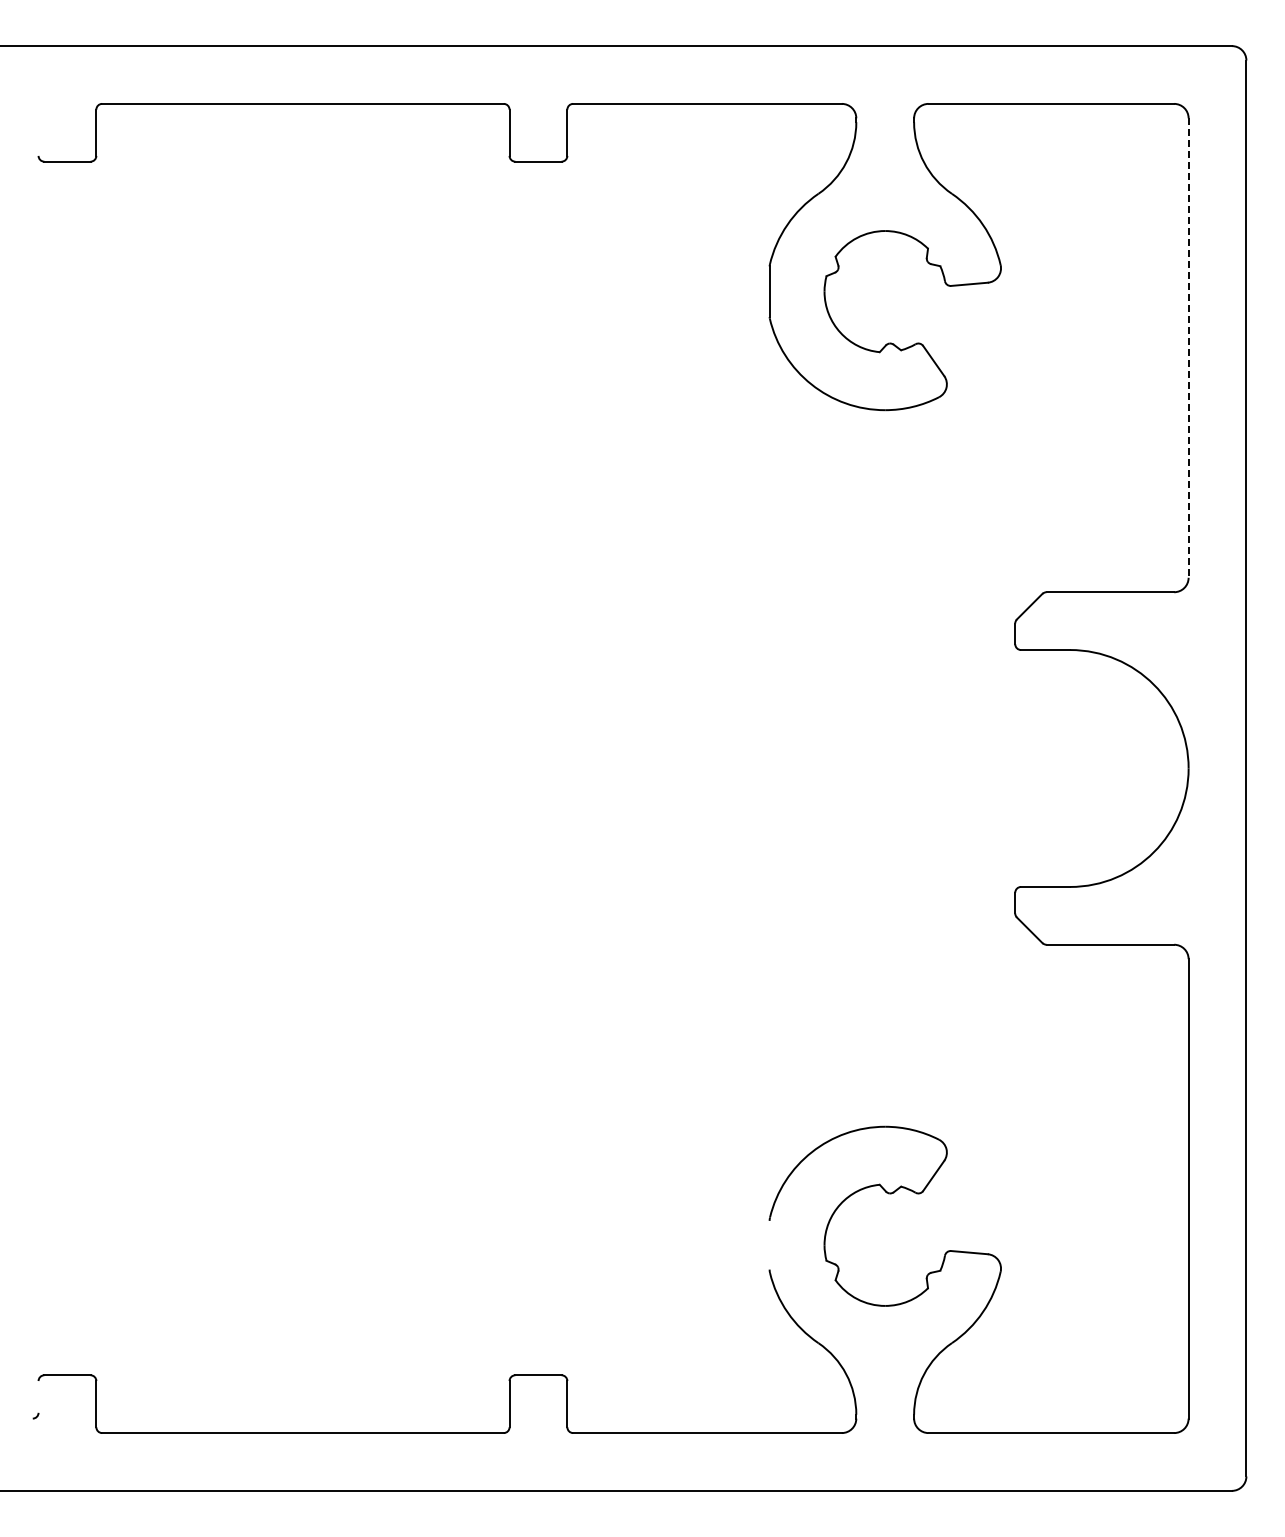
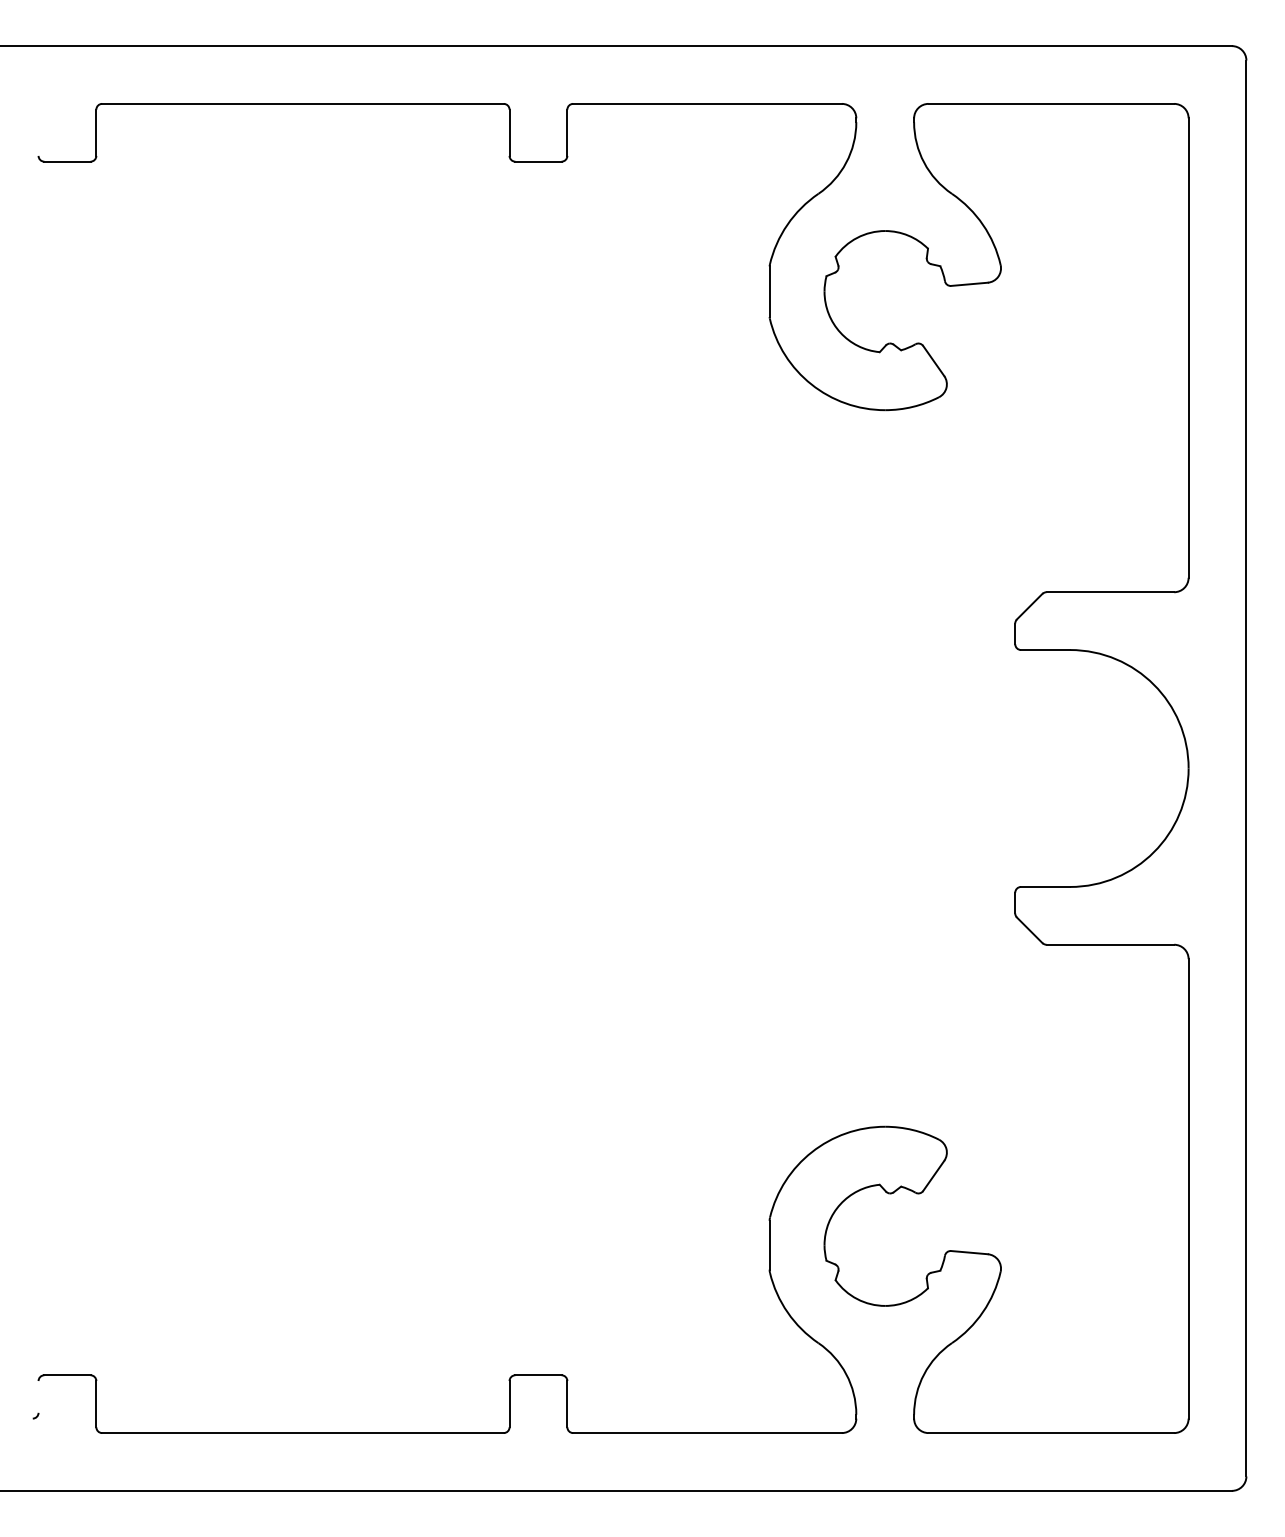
line: dashed -> solid (1188, 348)
line: none -> present (769, 1244)
